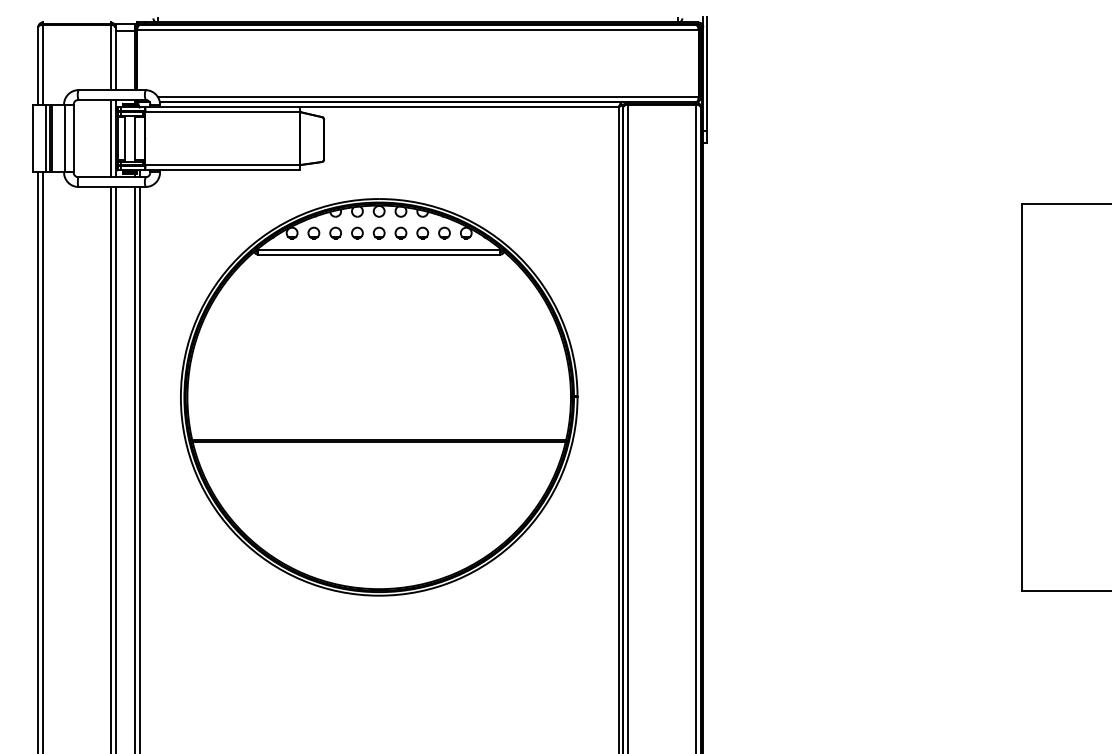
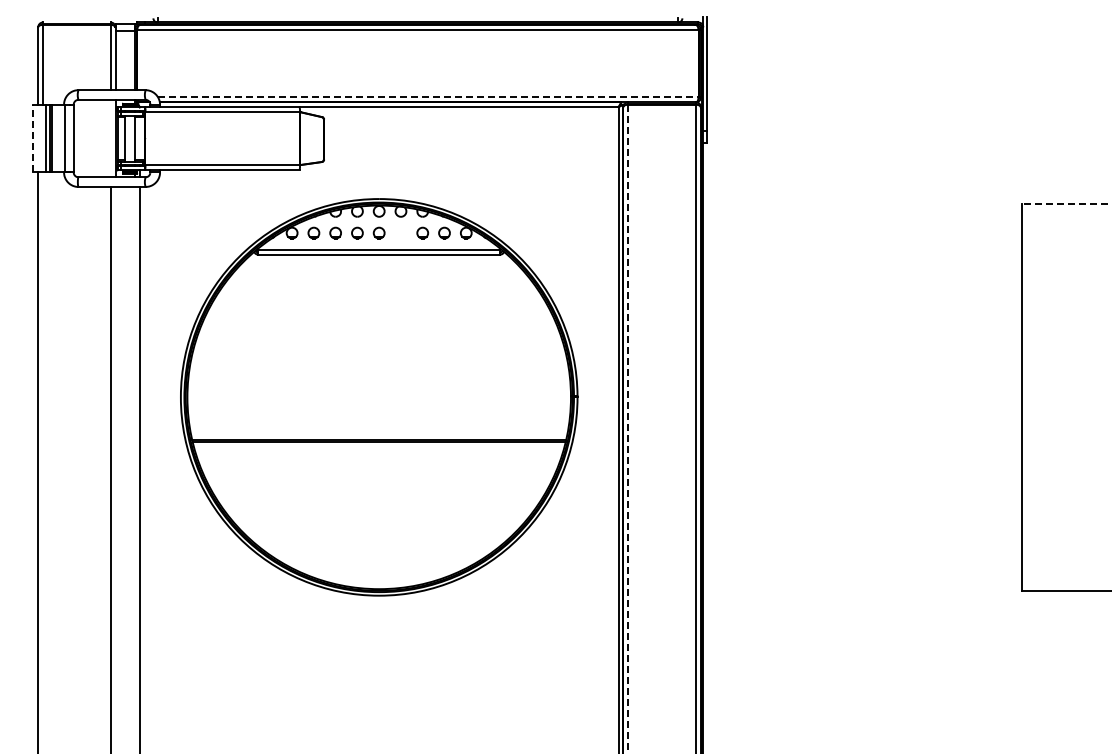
line: solid -> dashed (428, 97)
line: solid -> dashed (33, 138)
line: present -> none (110, 138)
line: solid -> dashed (1067, 203)
part: present -> none (400, 232)
line: solid -> dashed (628, 429)
line: present -> none (43, 461)
line: present -> none (115, 468)
line: present -> none (134, 468)
